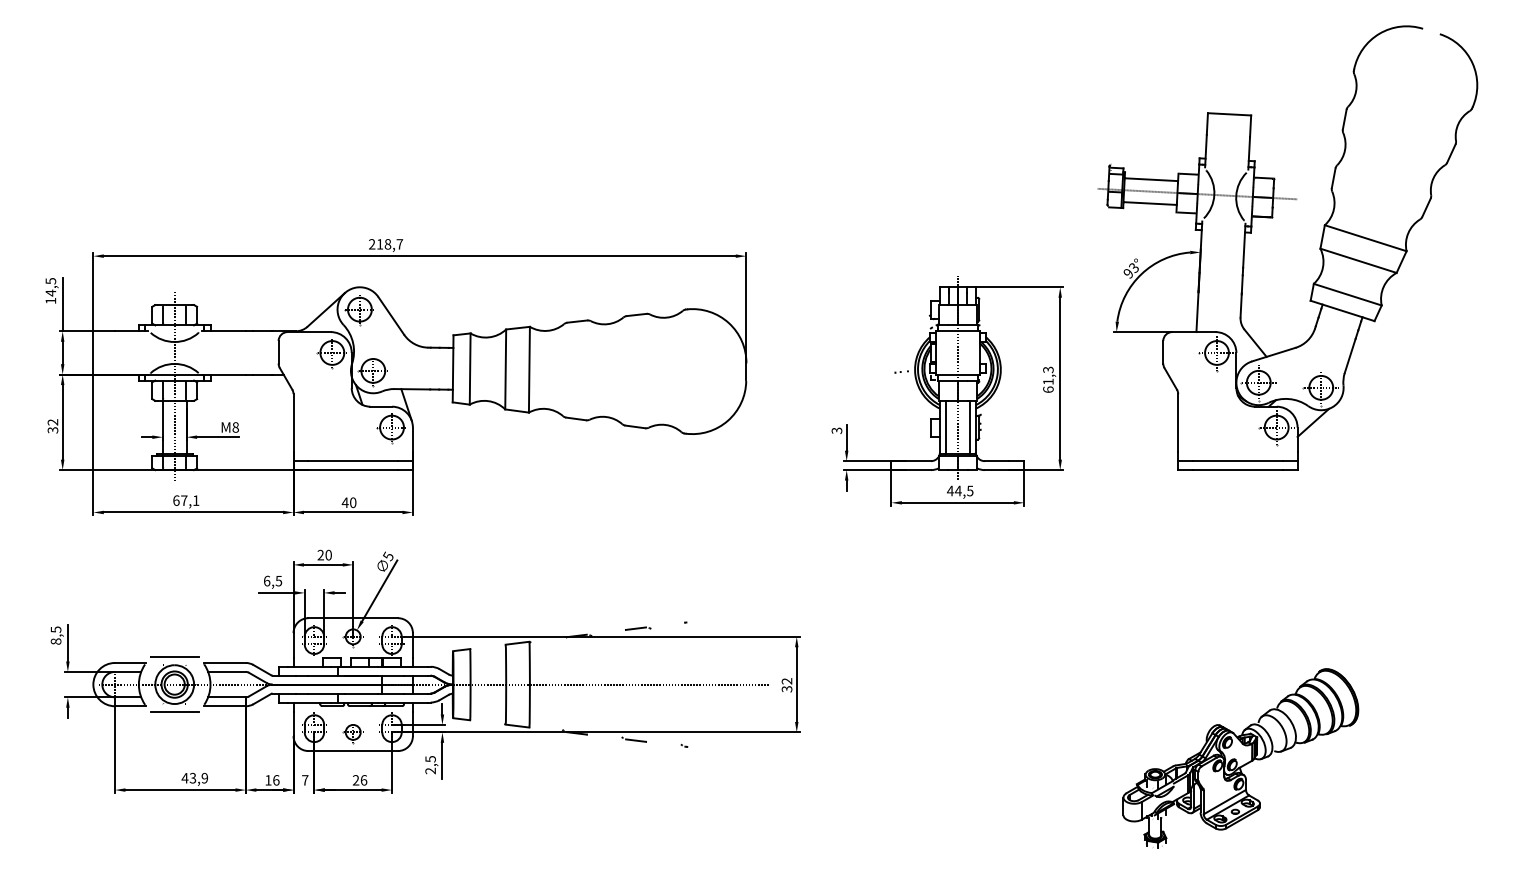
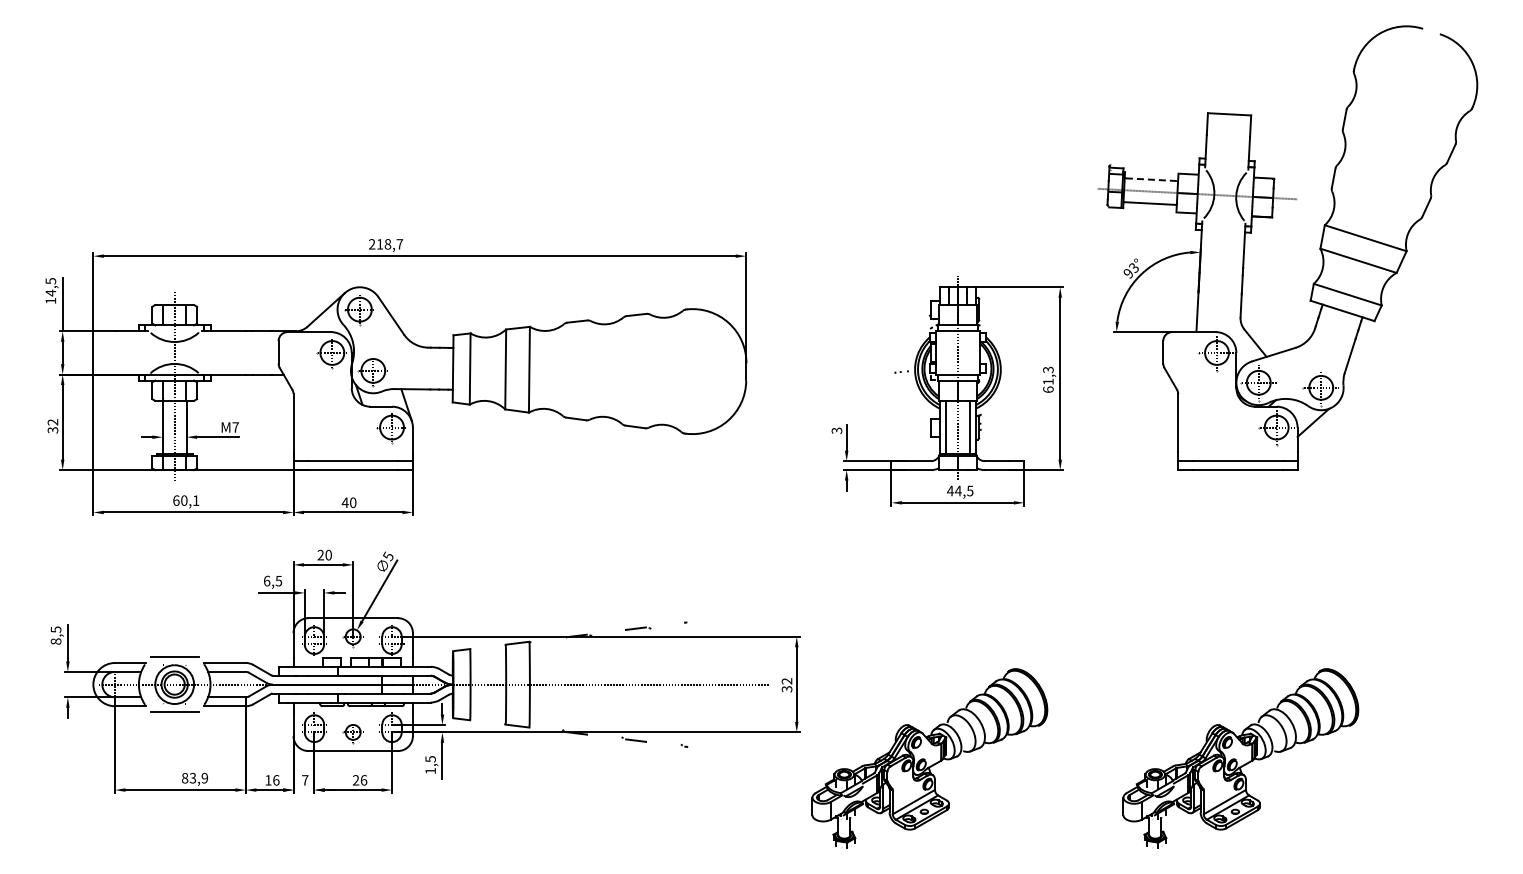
line: solid -> dashed (1152, 179)
text: M8 -> M7 (235, 427)
text: 67,1 -> 60,1 (184, 500)
part: none -> present (929, 758)
text: 2,5 -> 1,5 (430, 770)
text: 43,9 -> 83,9 (184, 778)
